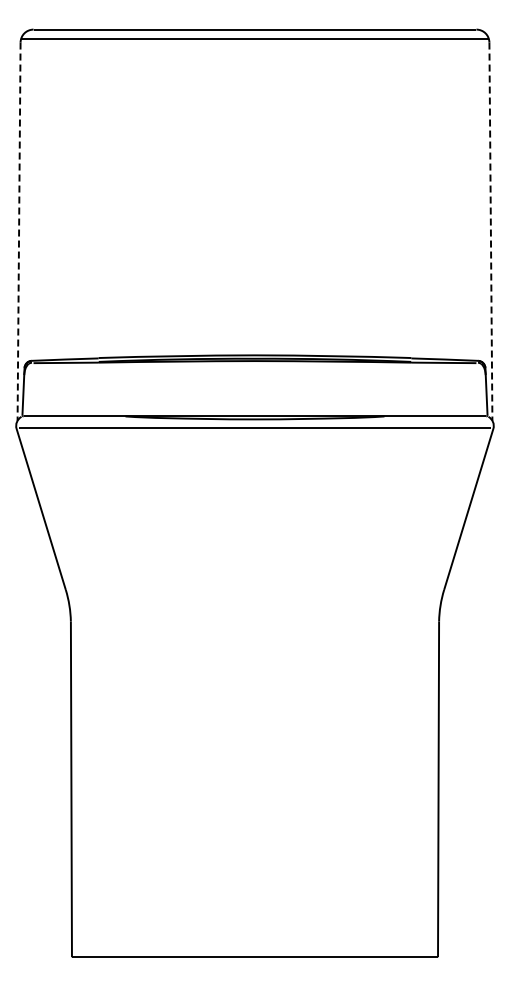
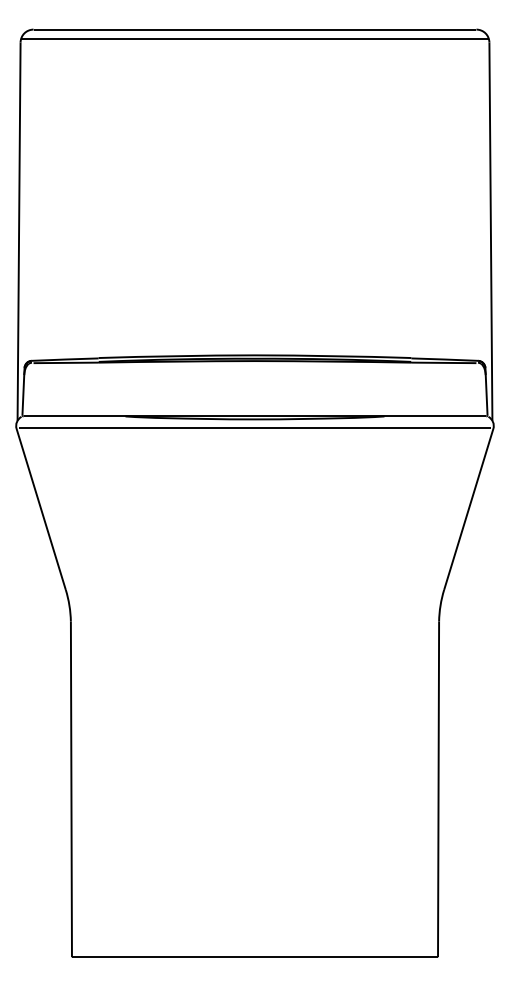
line: dashed -> solid (19, 232)
line: dashed -> solid (490, 232)
